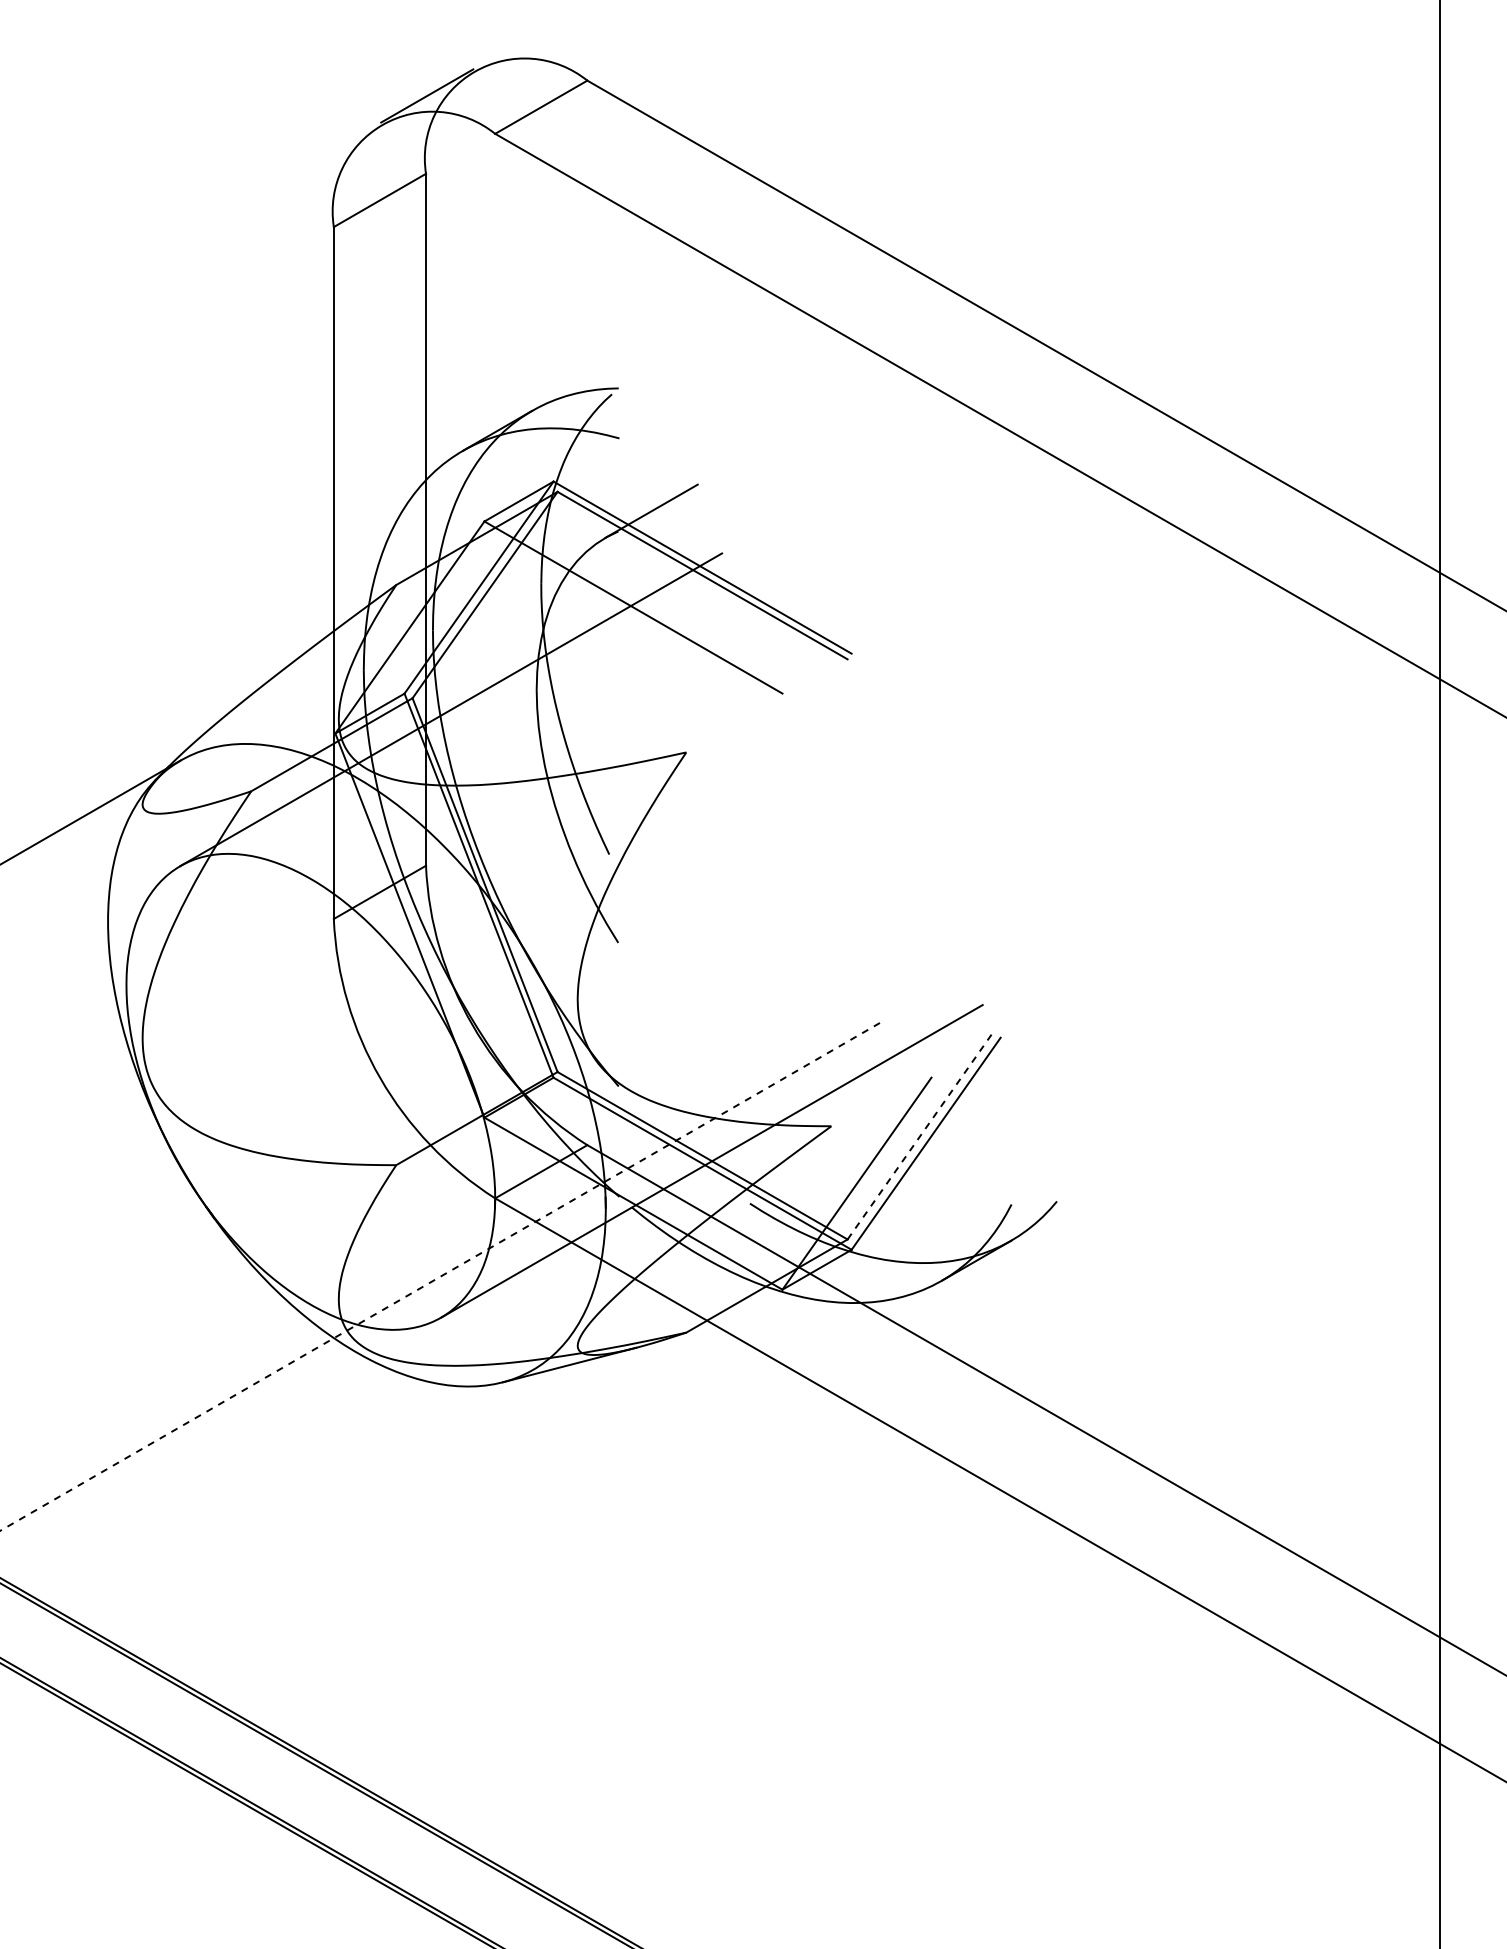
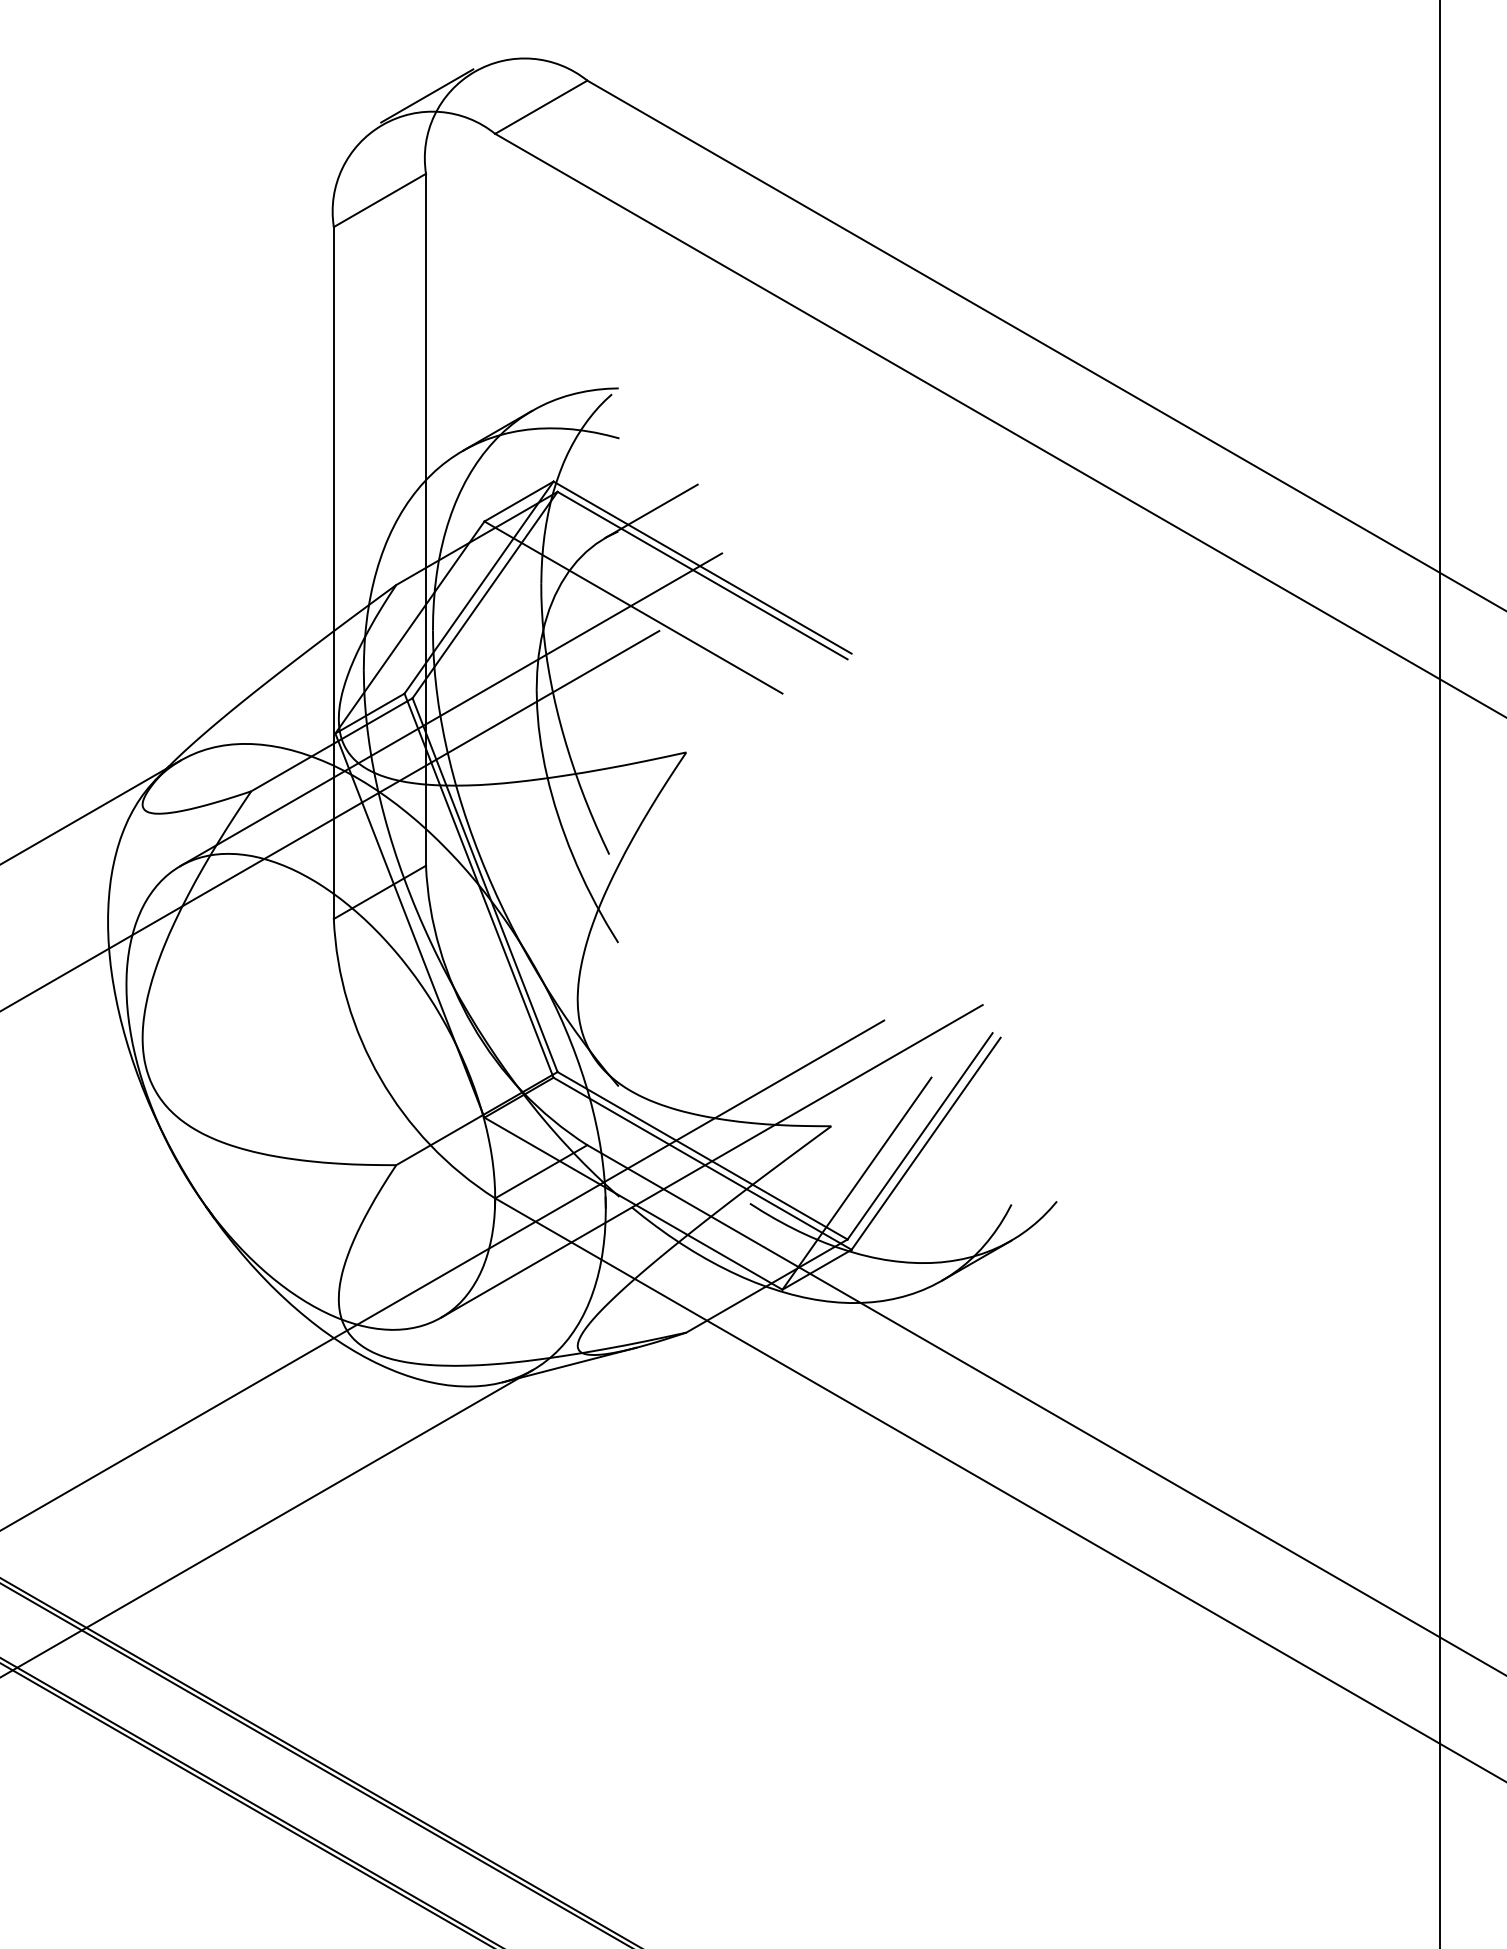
line: none -> present (330, 820)
line: dashed -> solid (920, 1135)
line: dashed -> solid (442, 1275)
line: none -> present (267, 1523)
